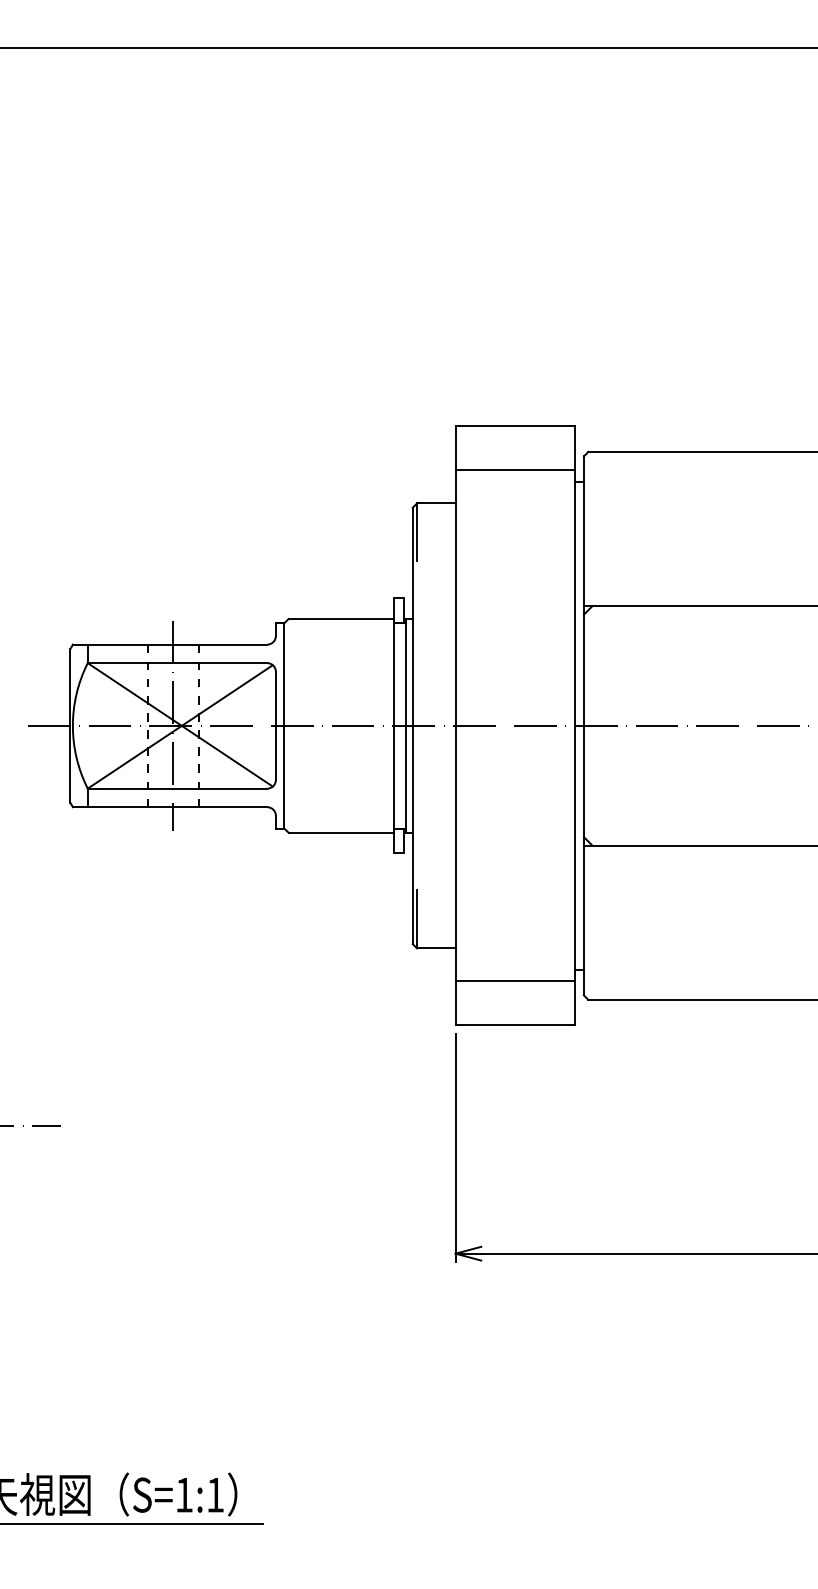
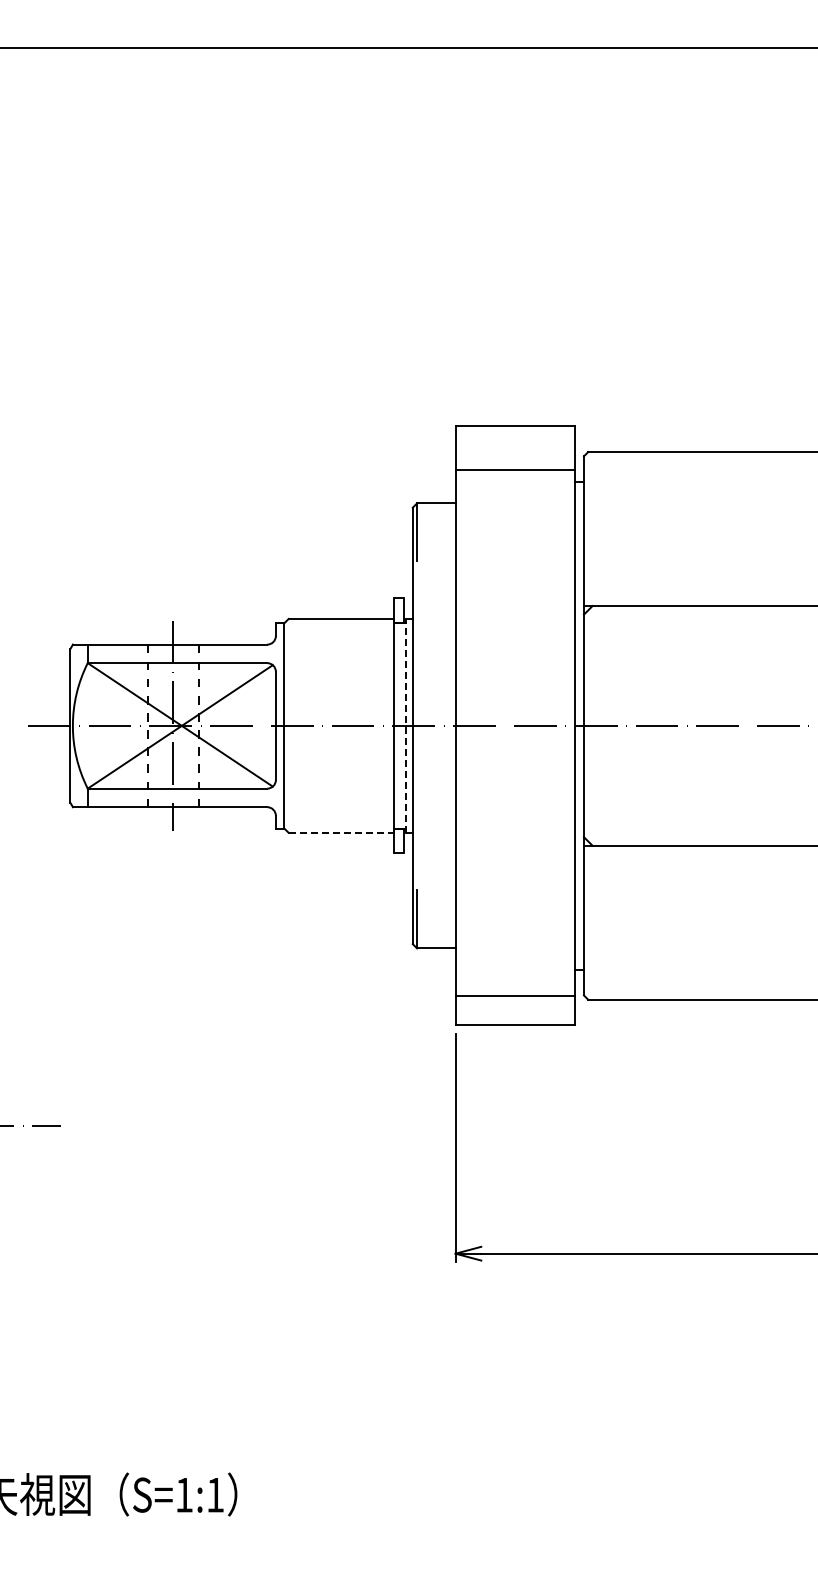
line: solid -> dashed (405, 725)
line: solid -> dashed (341, 832)
line position: (515, 981) -> (515, 996) (515, 996)
line: present -> none (132, 1524)
